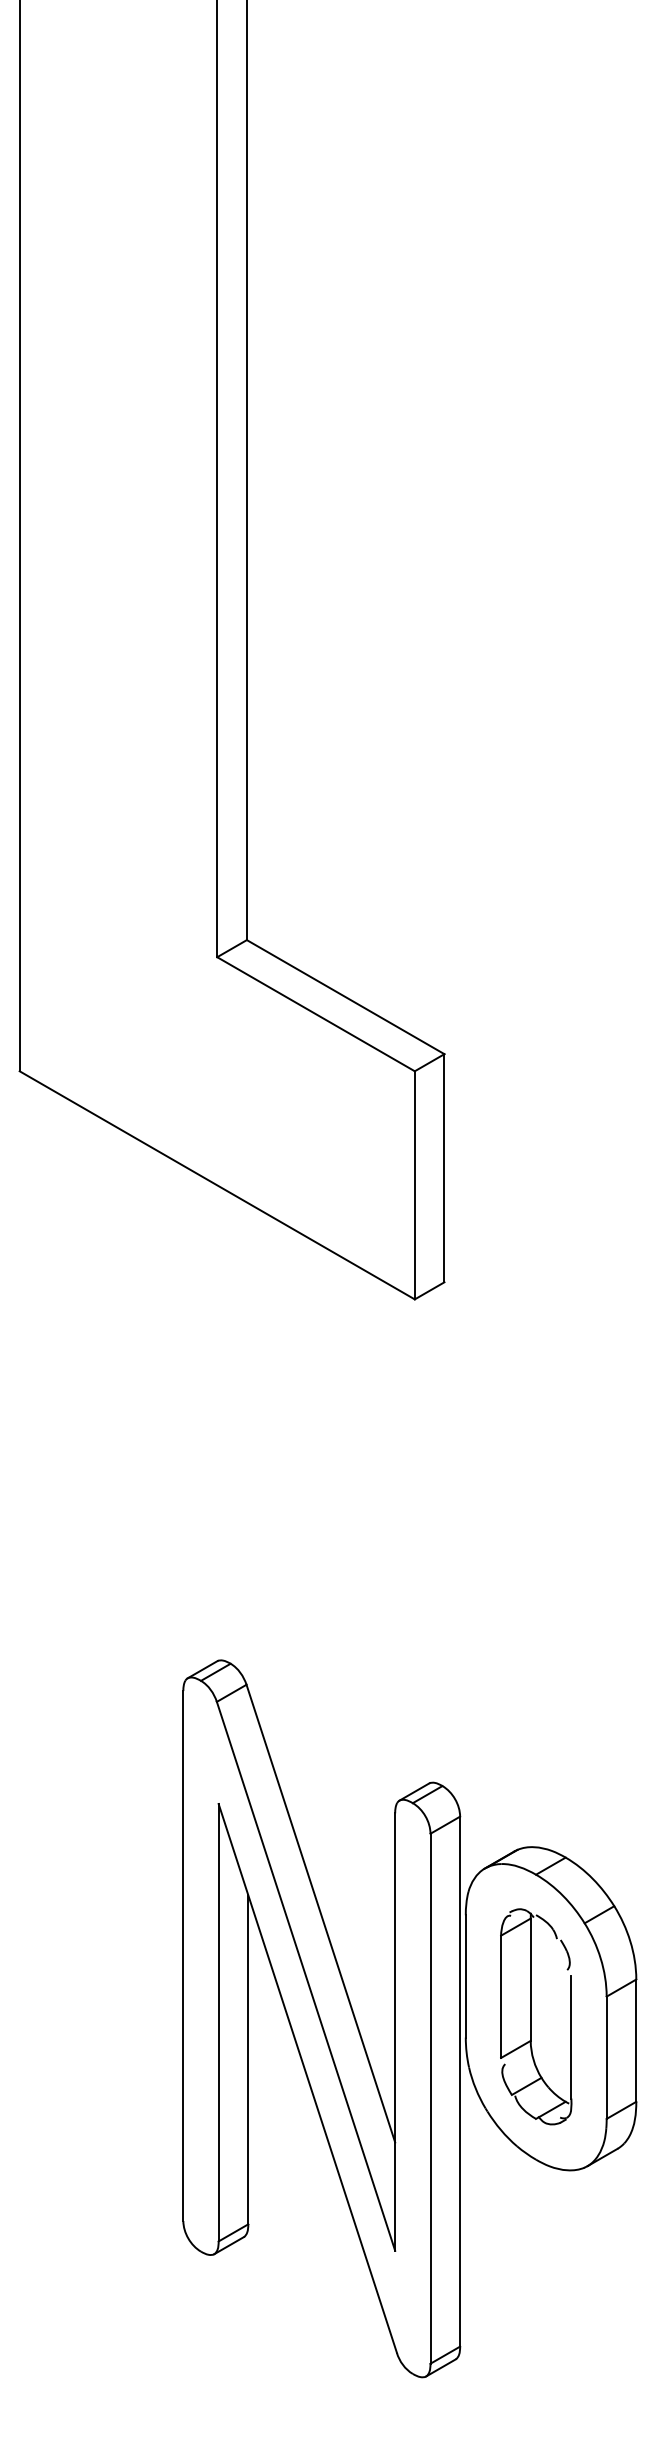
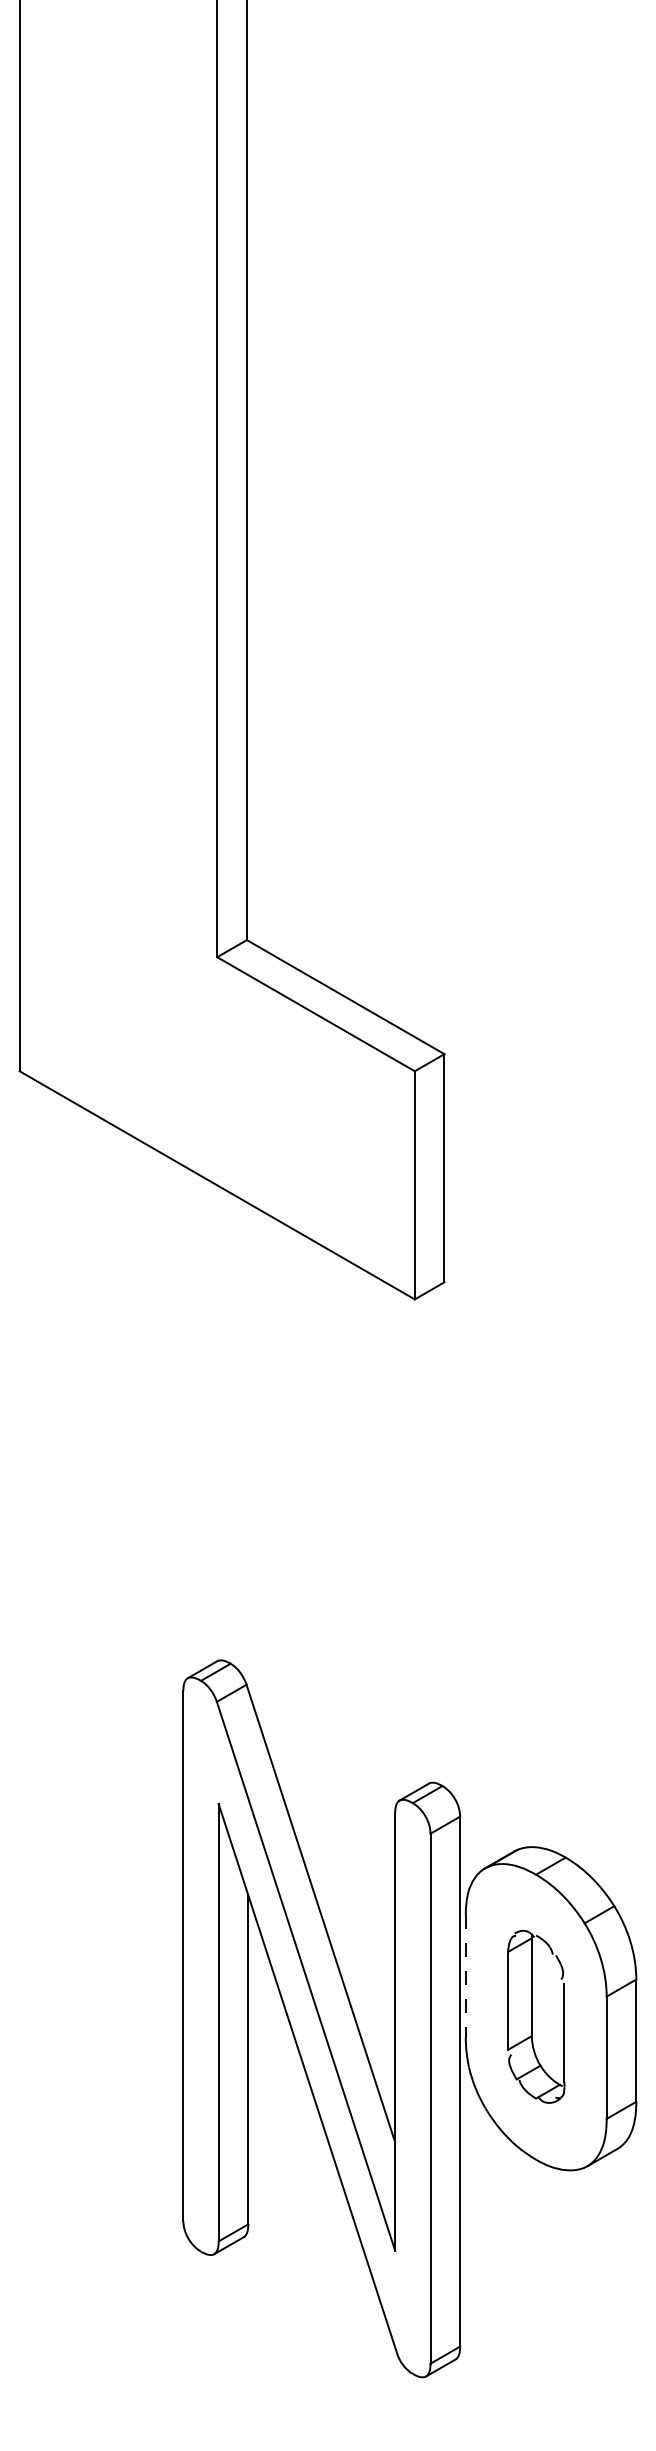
line: solid -> dashed (465, 1976)
part size: 73x218 px -> 59x175 px (536, 2016)
